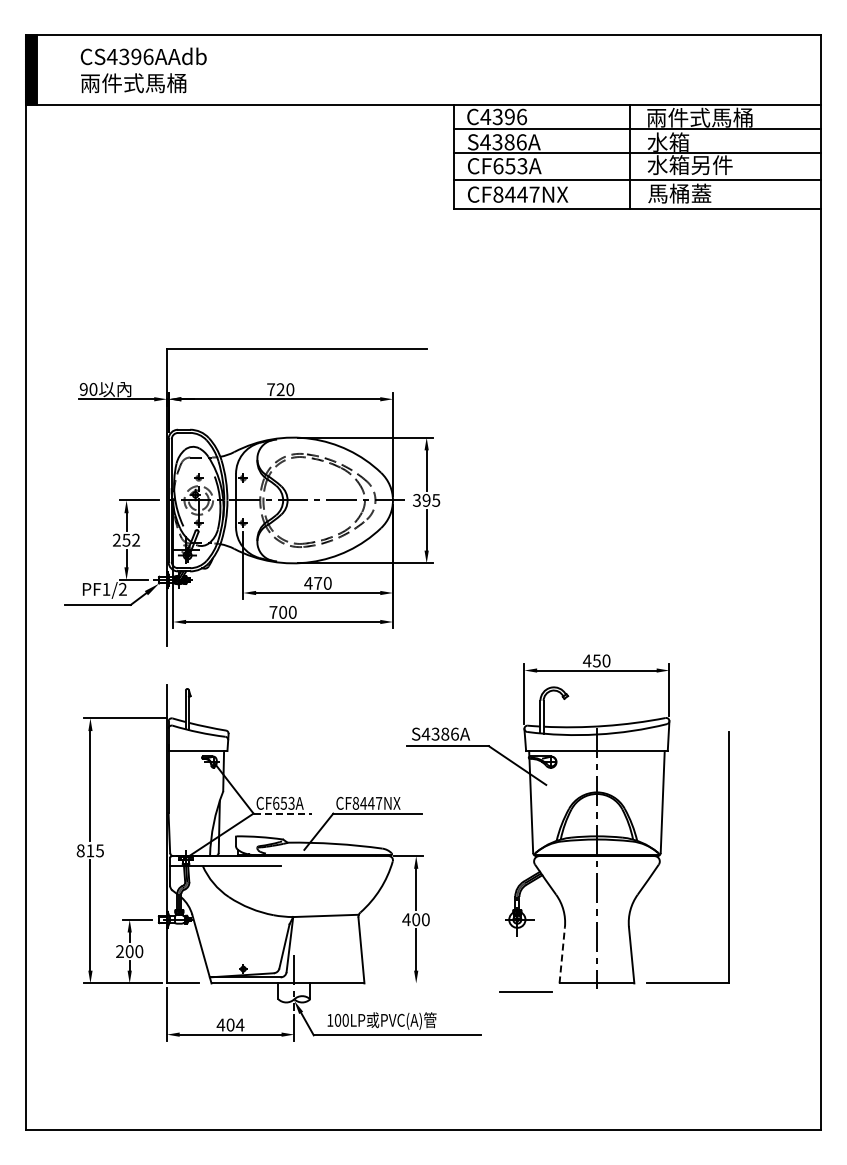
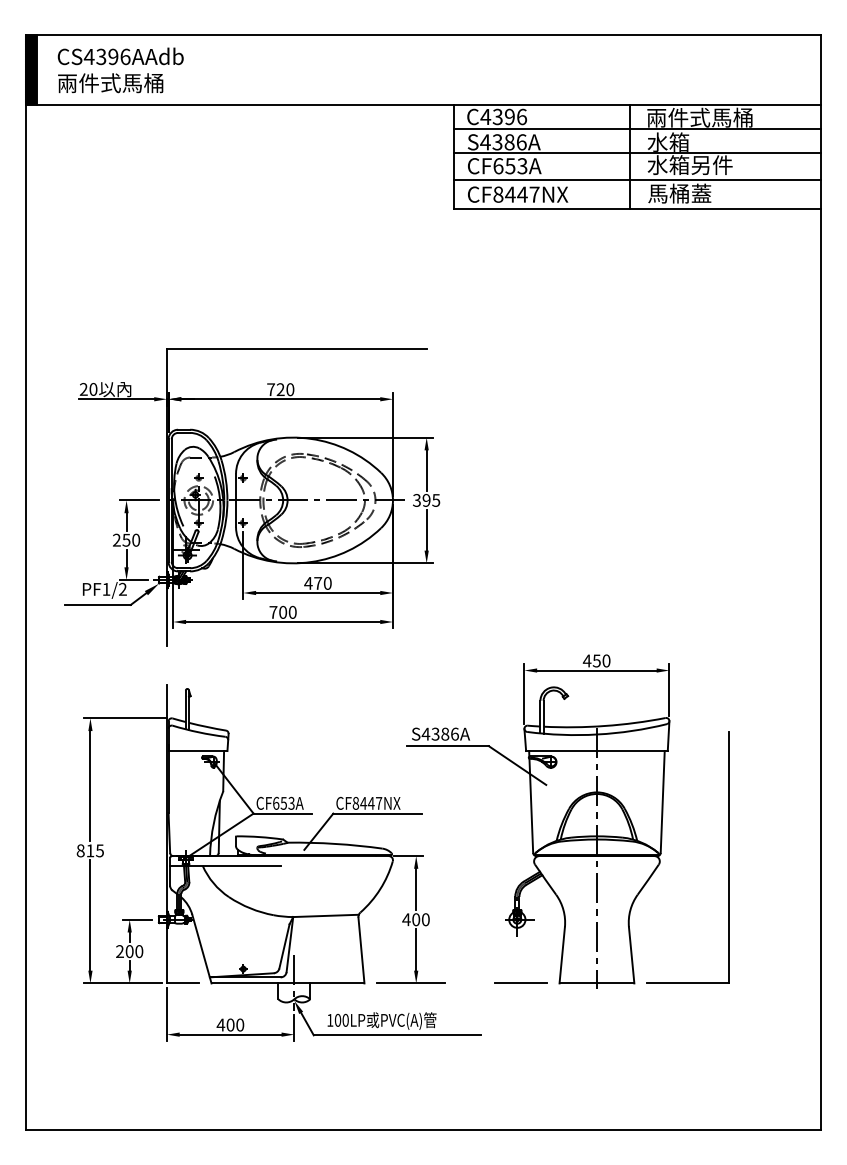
text position: (143, 70) -> (120, 70) (120, 70)
text: 90 -> 20 (83, 389)
text: 252 -> 250 (136, 539)
line: dashed -> solid (283, 813)
line: dashed -> solid (562, 954)
line: none -> present (411, 983)
line position: (525, 991) -> (520, 982) (520, 982)
text: 404 -> 400 (239, 1024)
